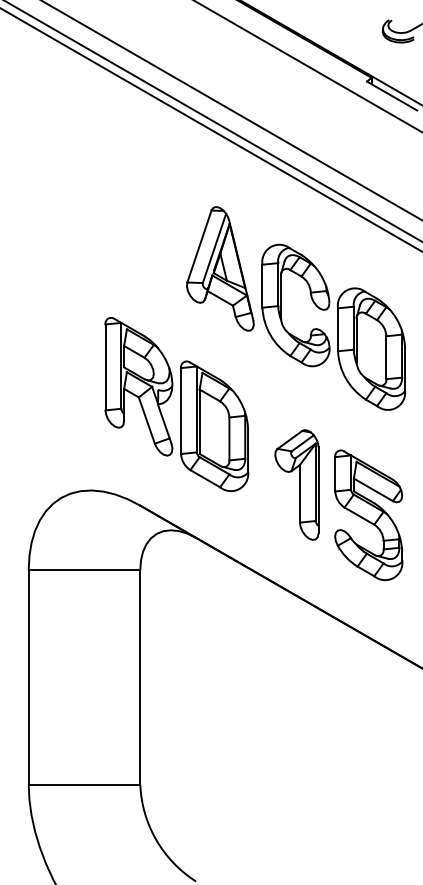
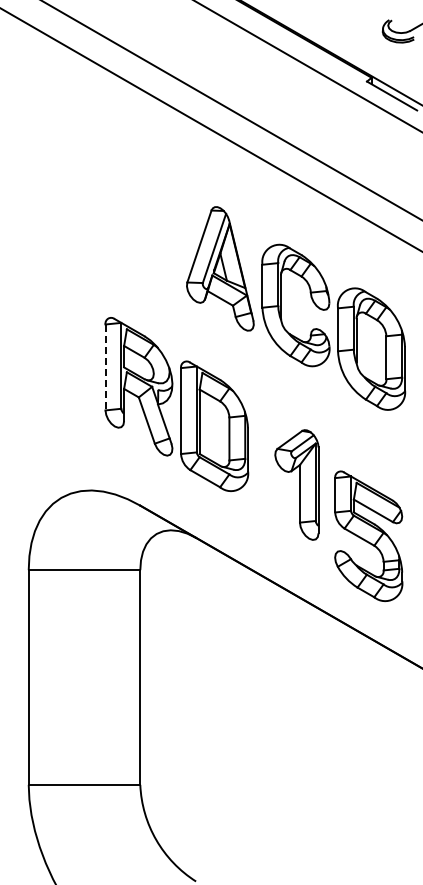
line: present -> none (213, 121)
line: solid -> dashed (105, 367)
part position: (368, 514) -> (368, 535) (368, 535)
